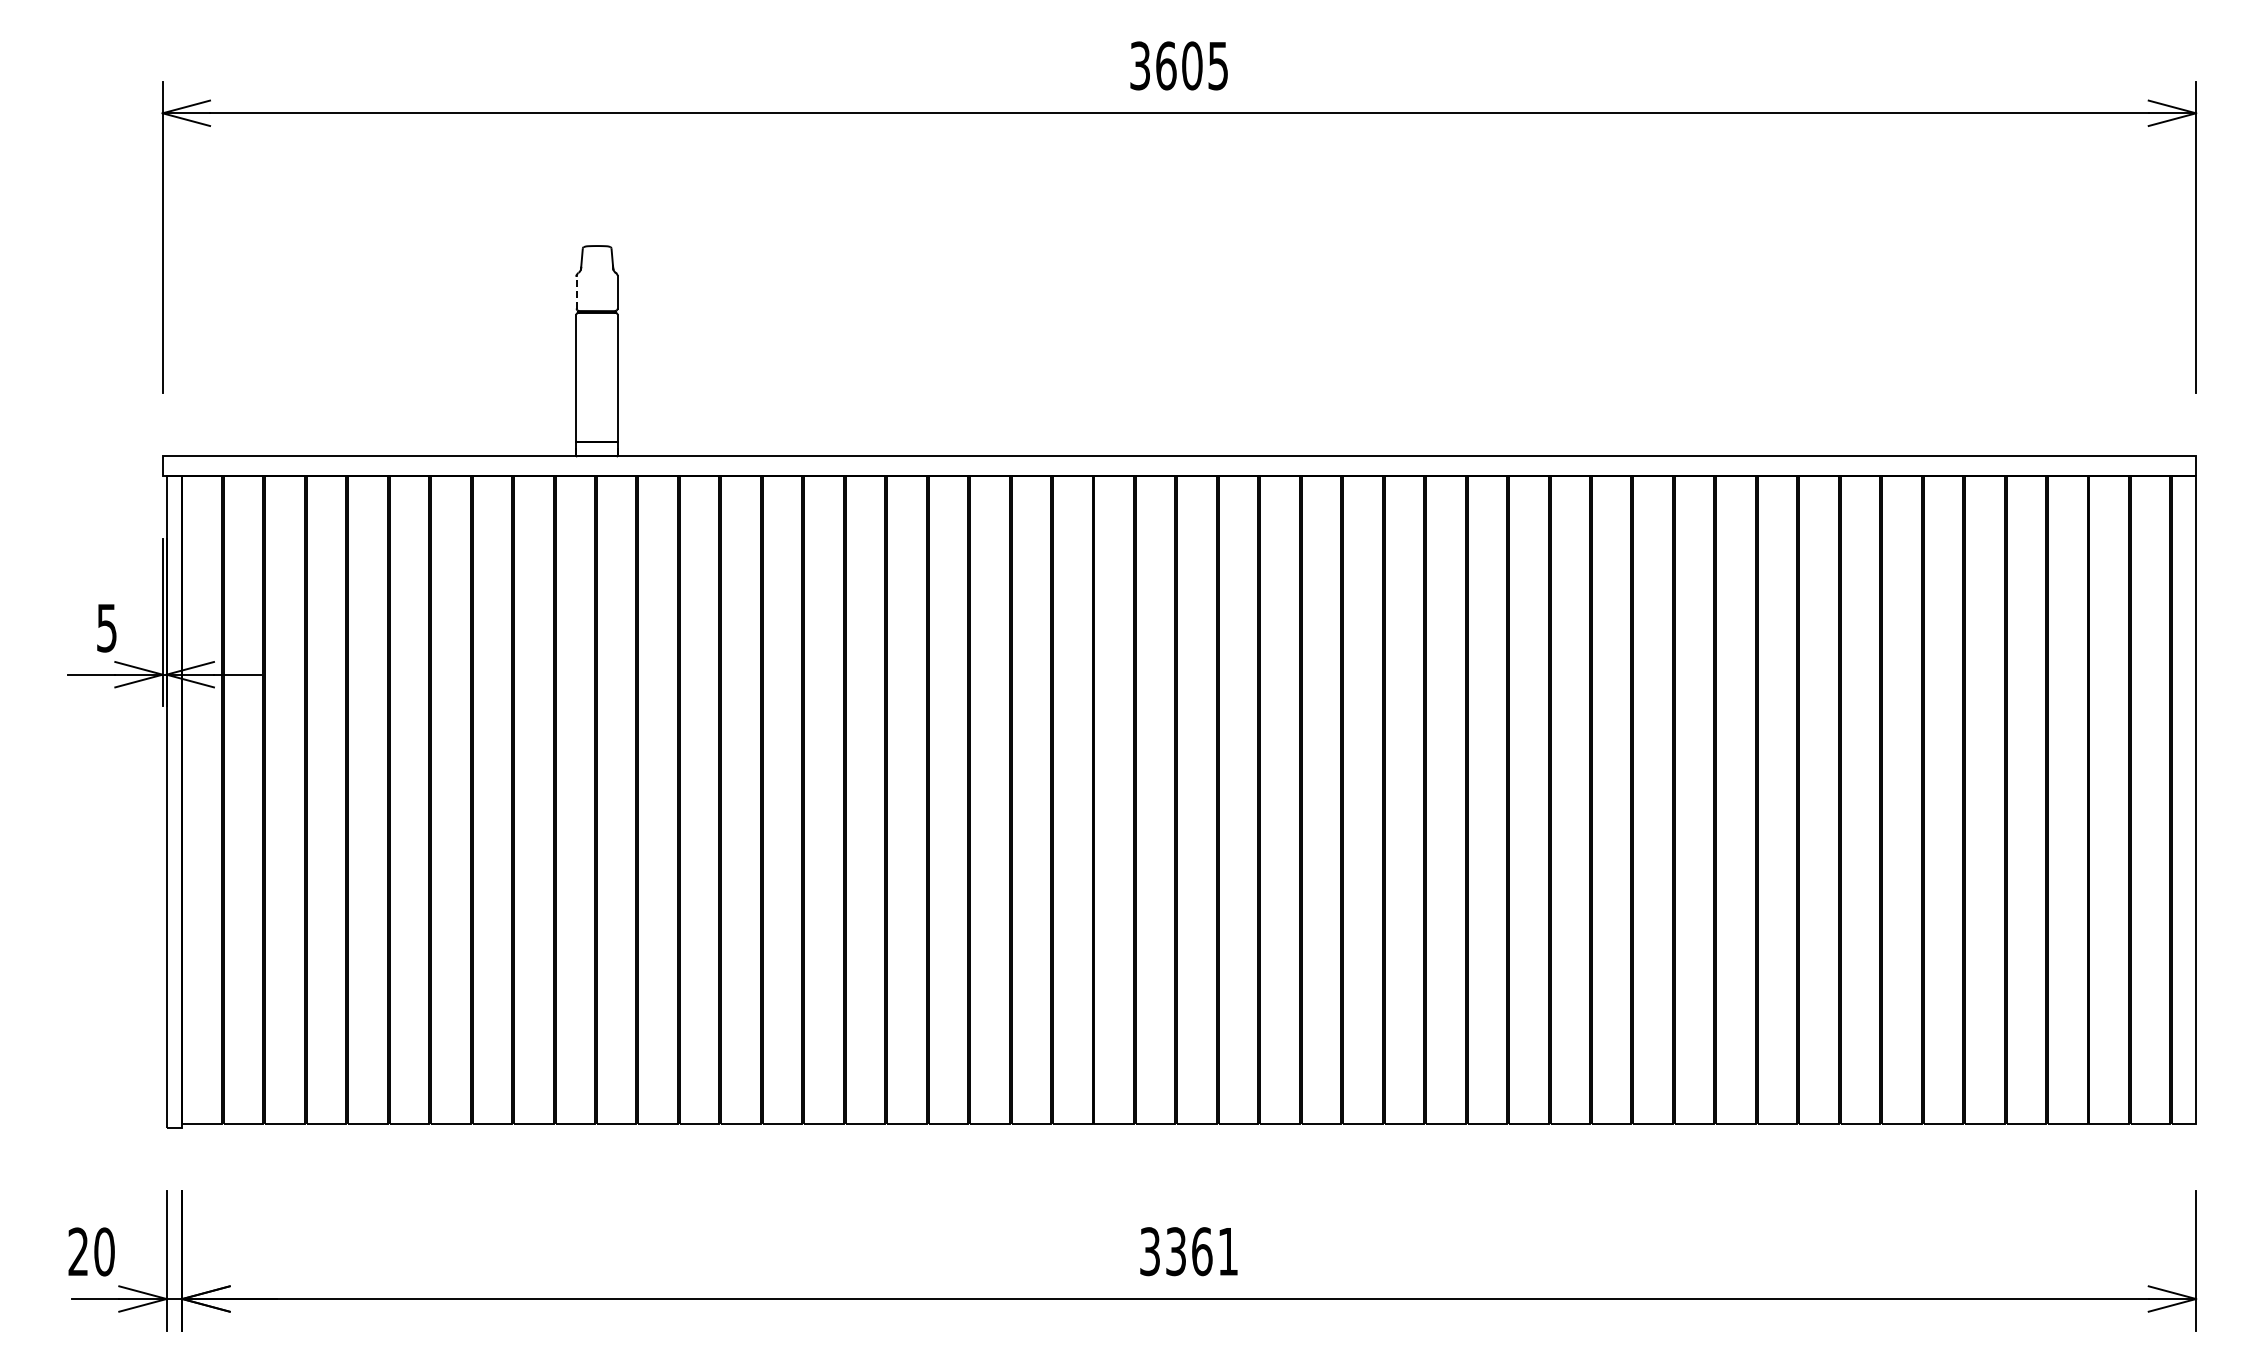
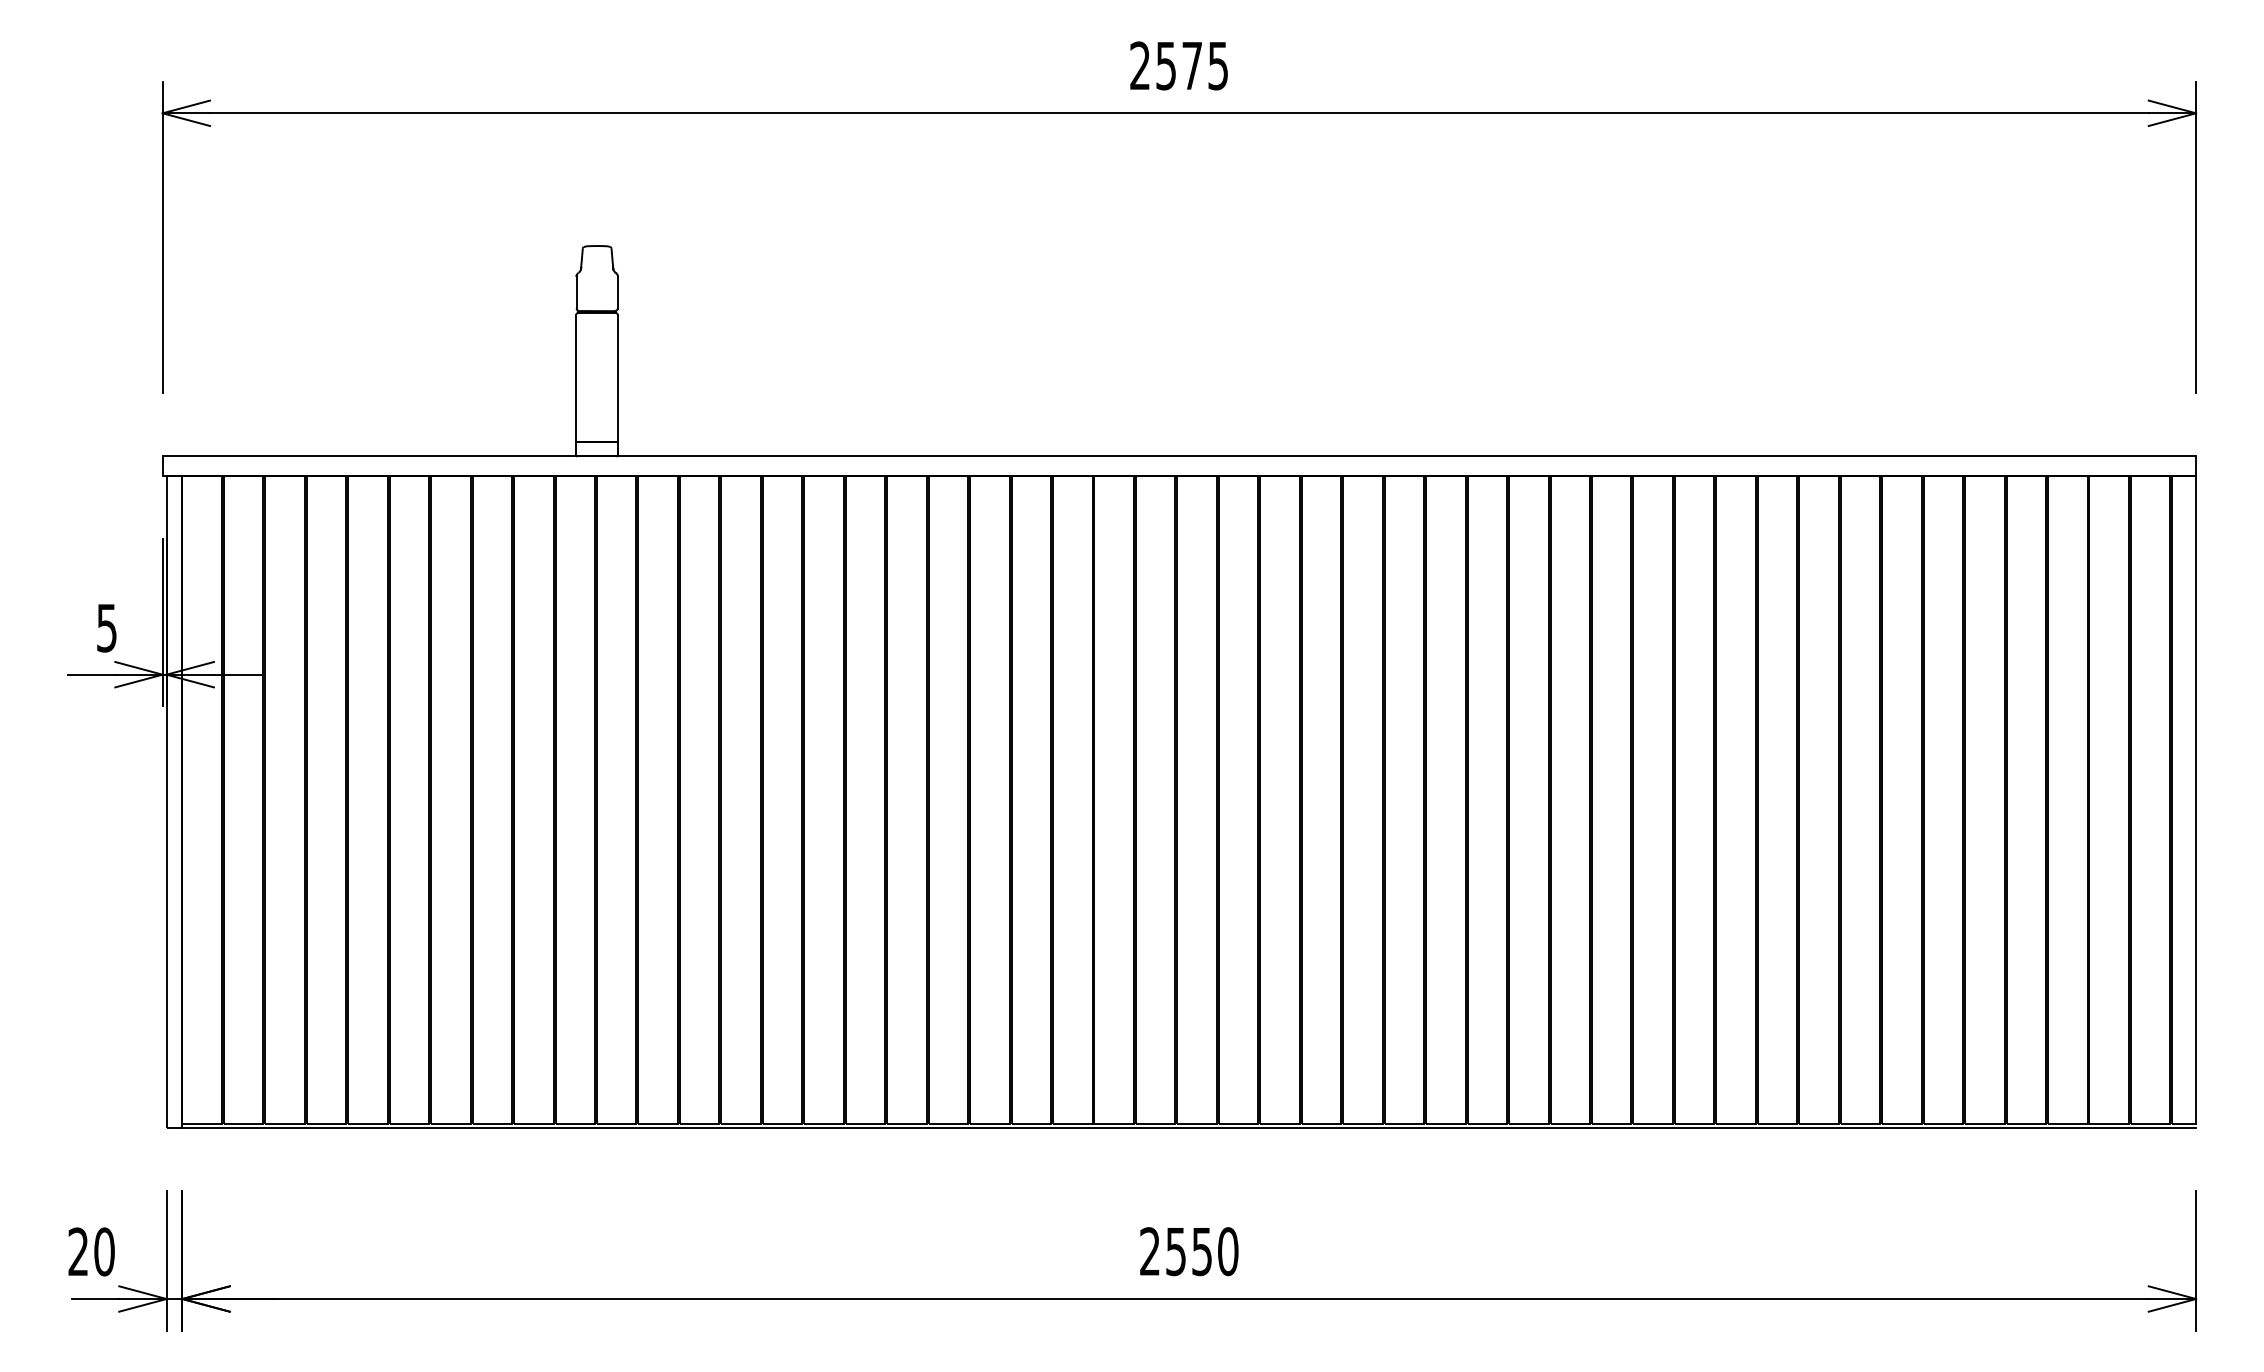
text: 3605 -> 2575 (1166, 65)
line: dashed -> solid (576, 291)
line: none -> present (1189, 1127)
text: 3361 -> 2550 (1189, 1251)
